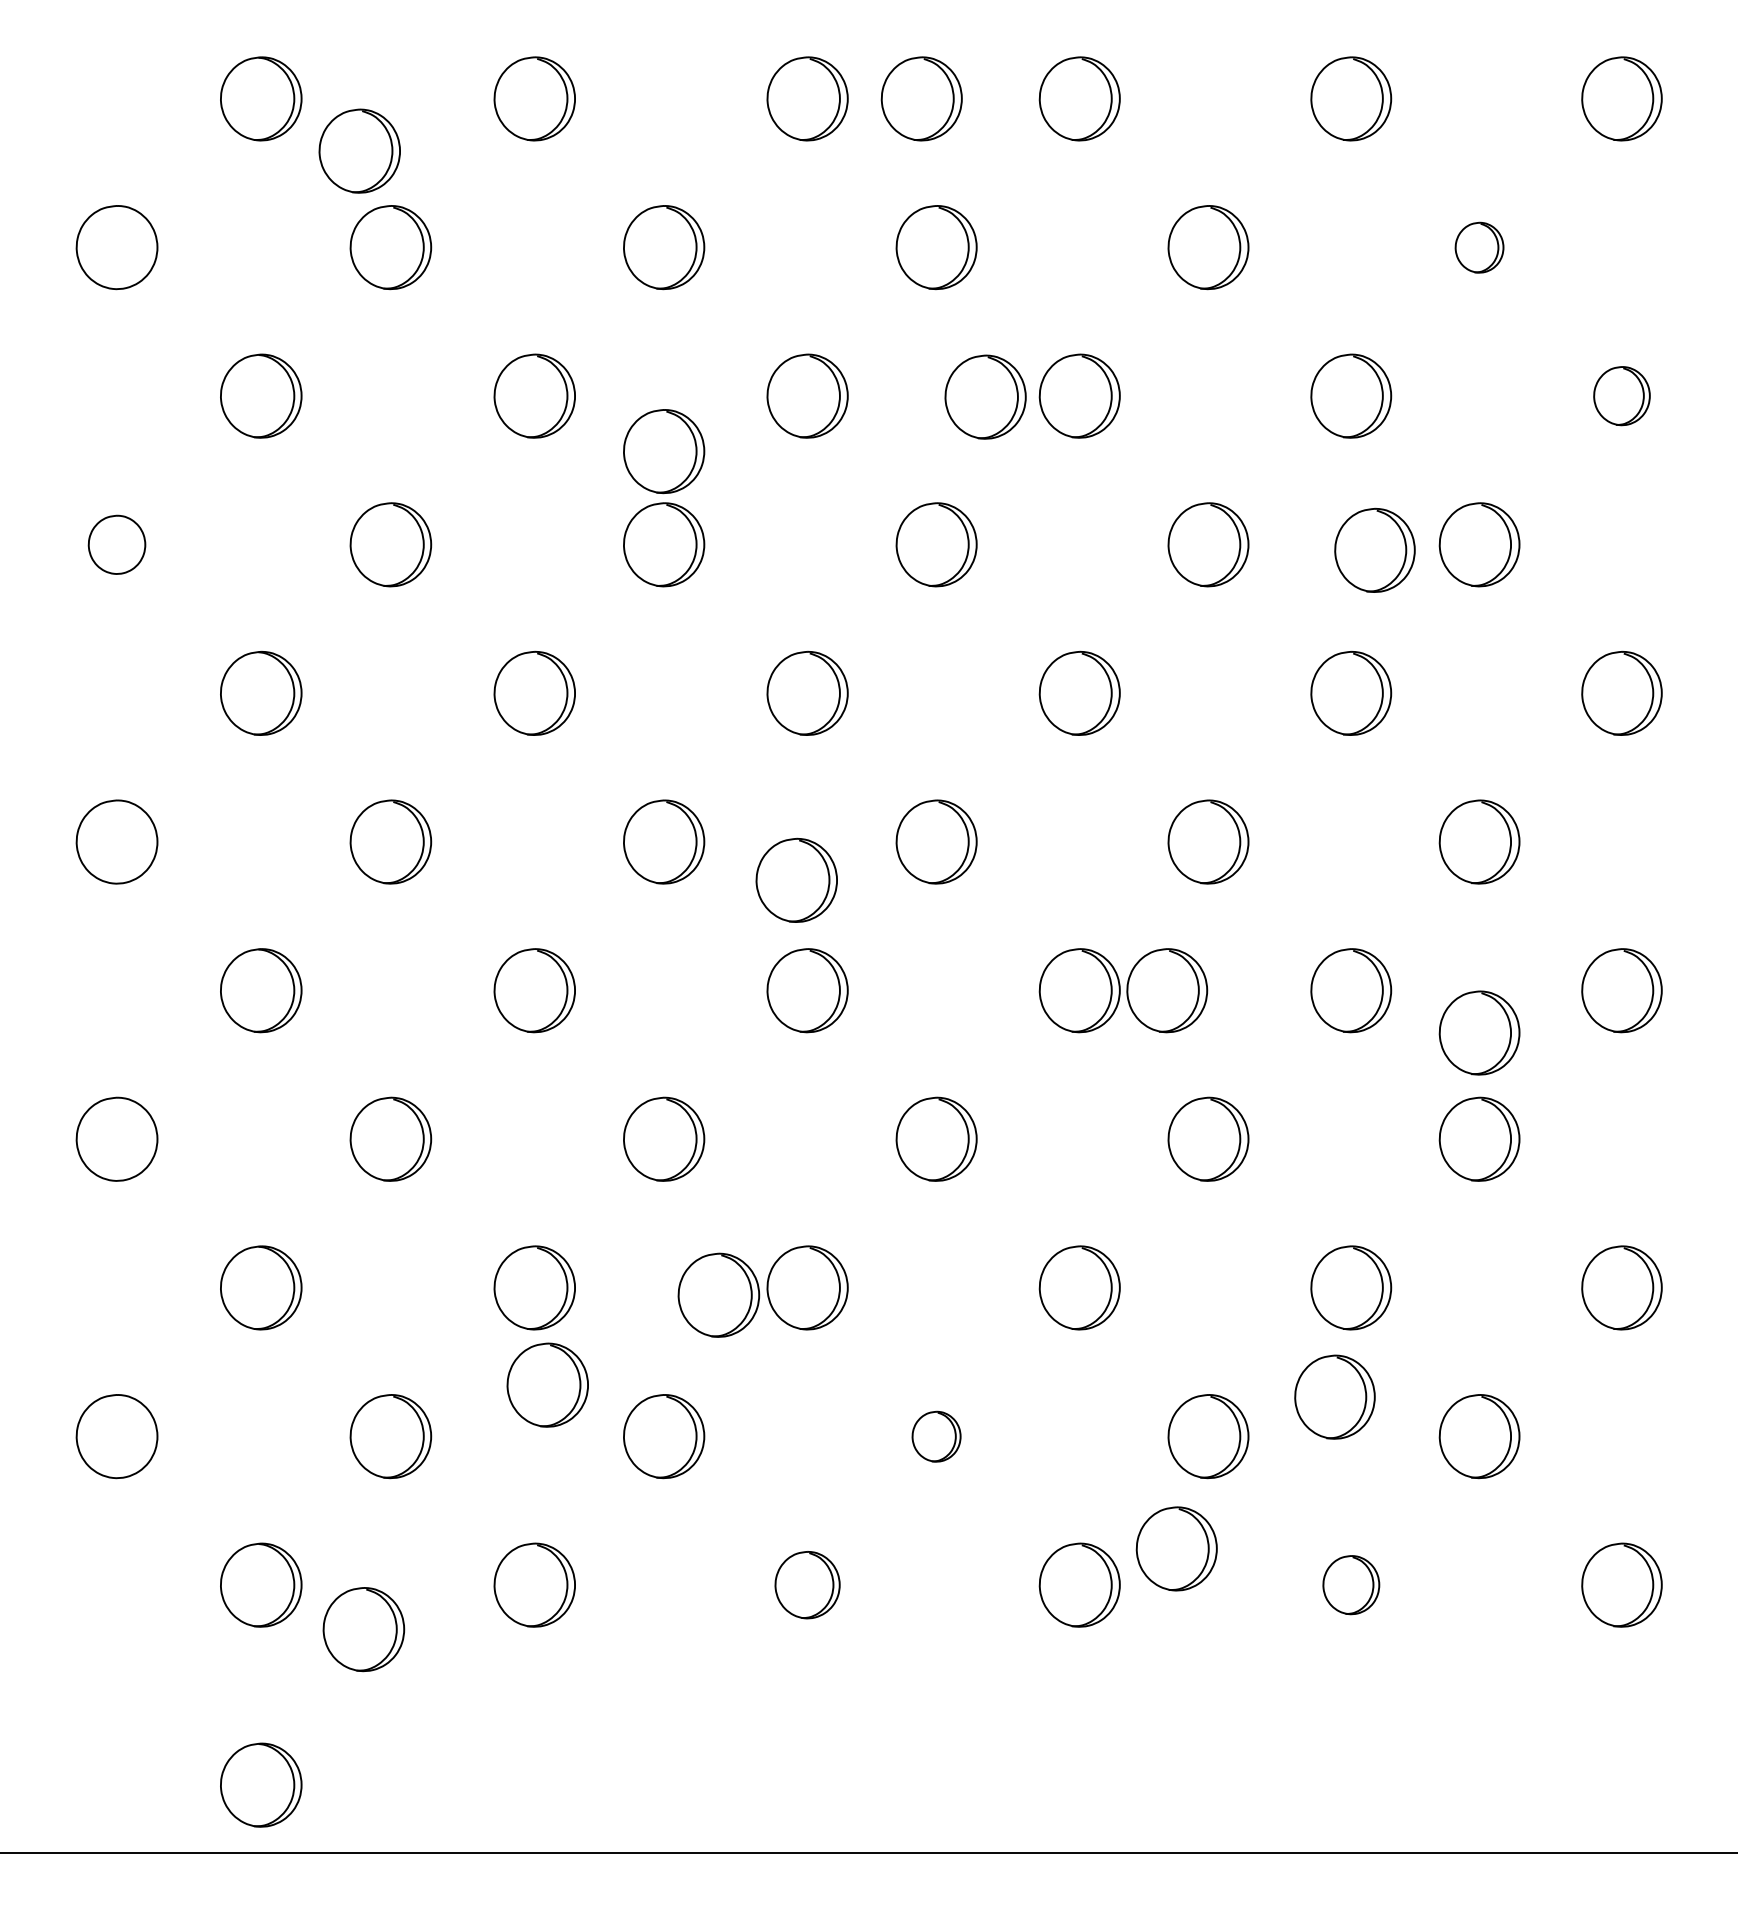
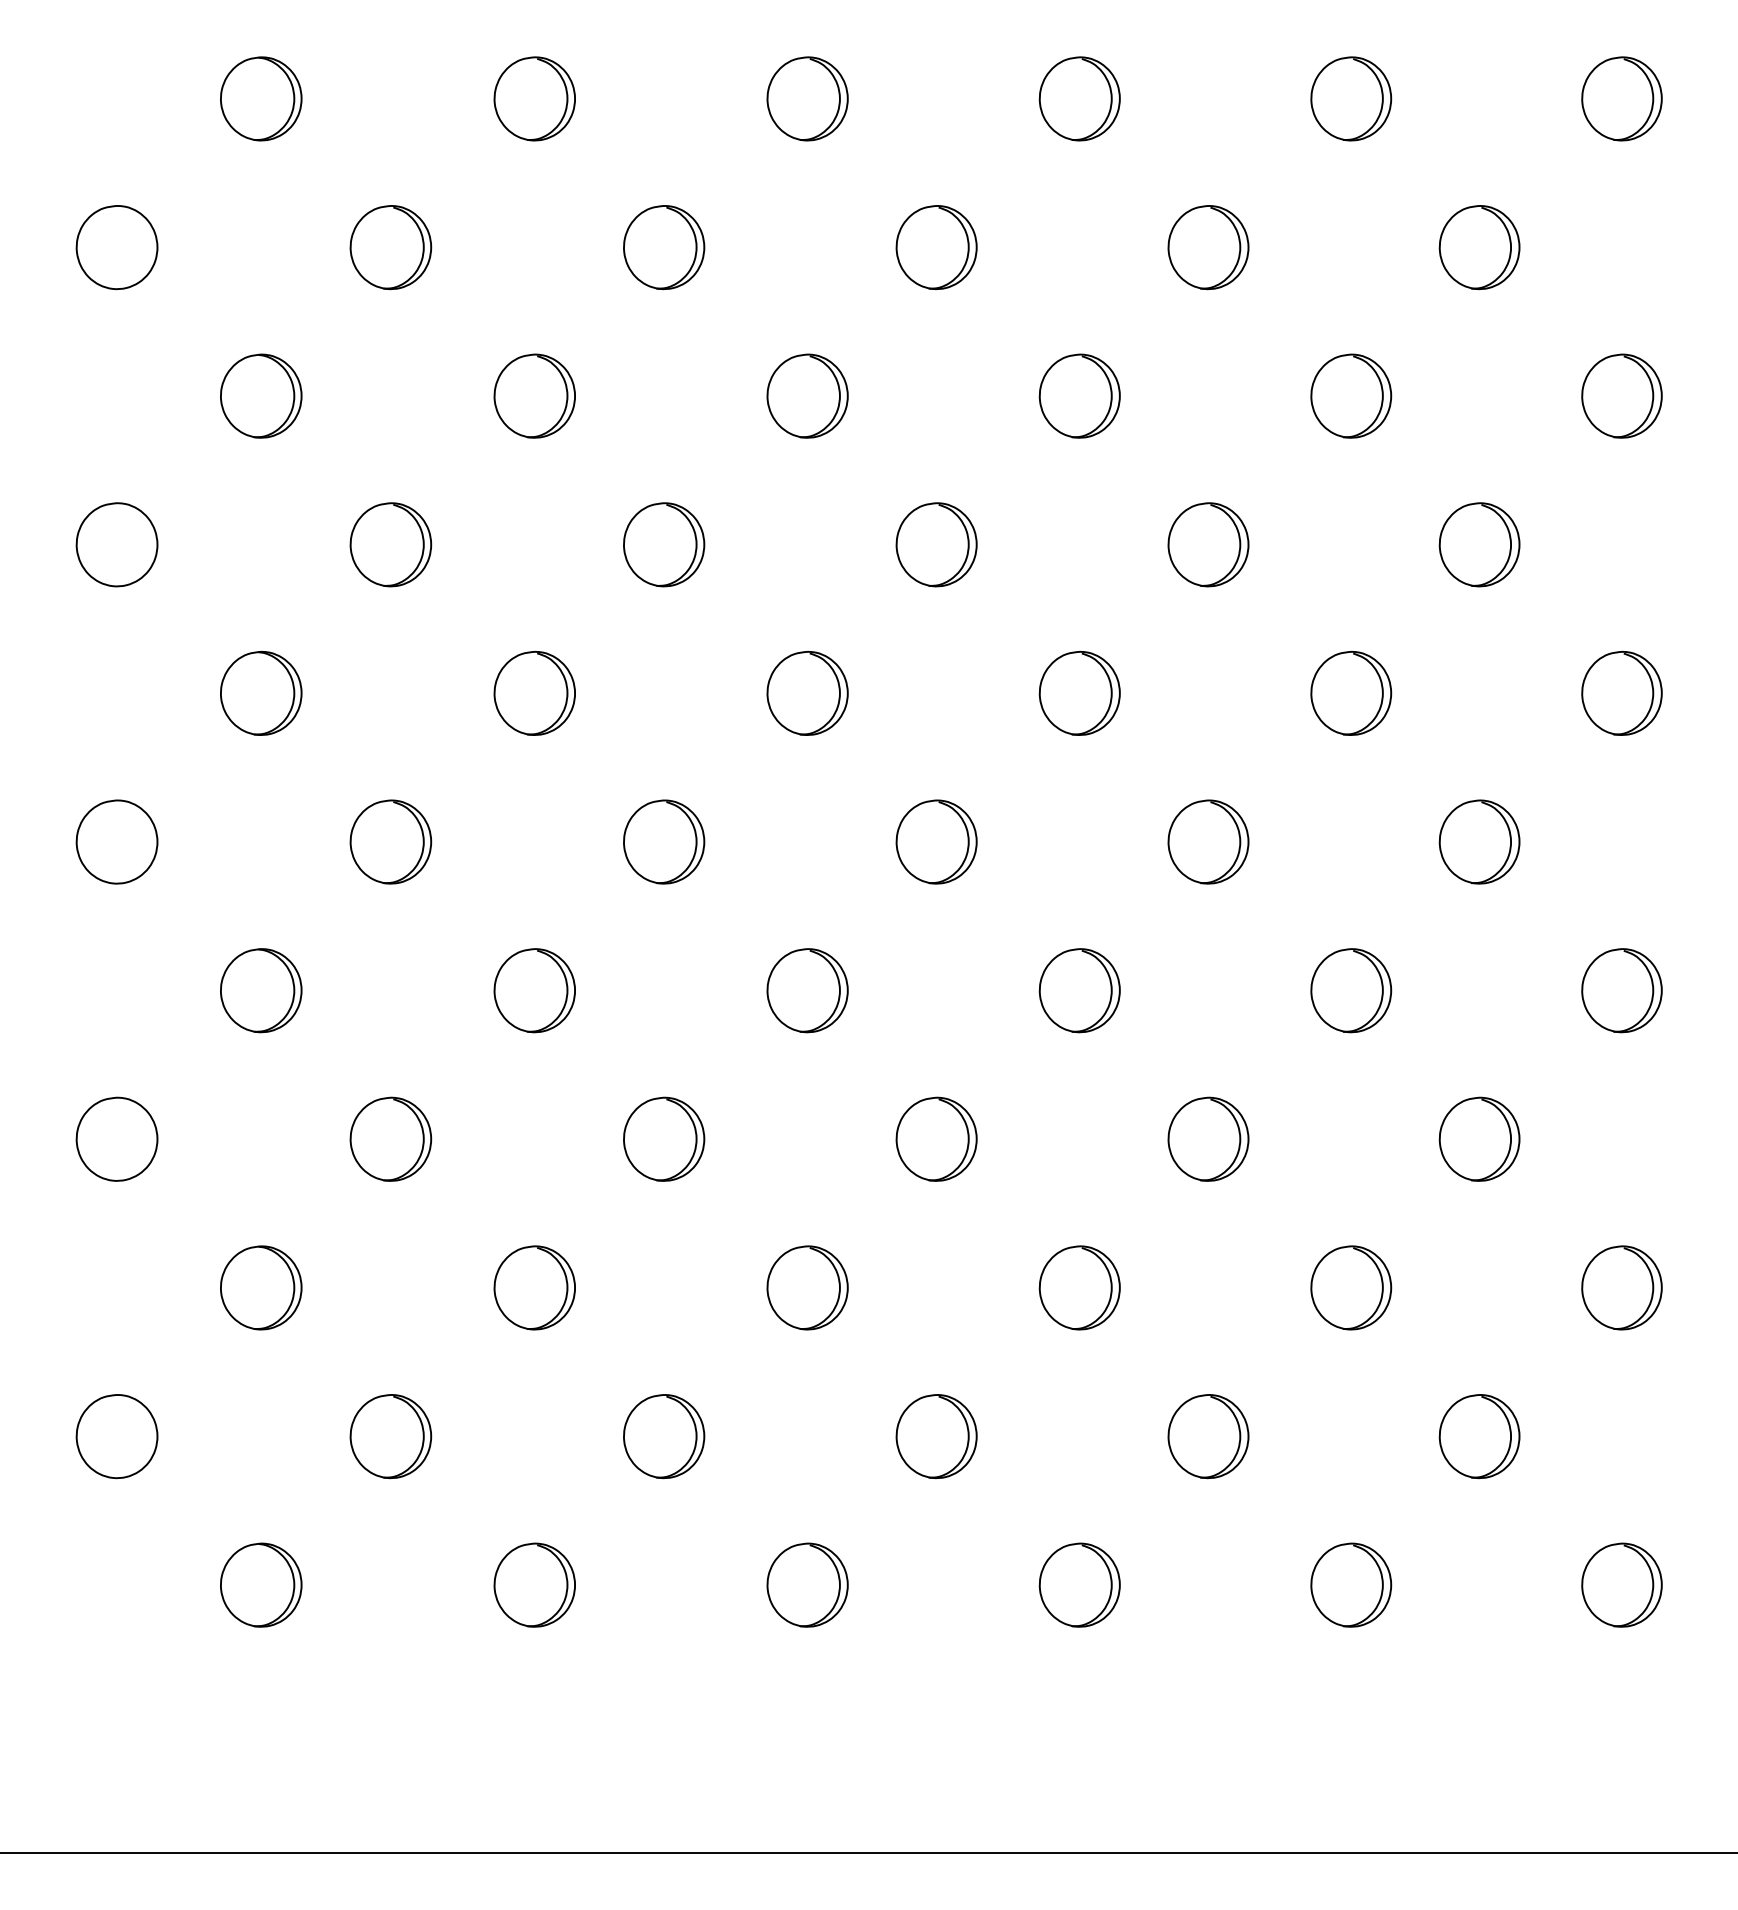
part: present -> none (921, 98)
part: present -> none (359, 150)
part size: 51x53 px -> 83x86 px (1479, 247)
part: present -> none (985, 396)
part size: 58x61 px -> 82x86 px (1621, 395)
part: present -> none (664, 451)
part size: 60x61 px -> 84x86 px (116, 544)
part: present -> none (1374, 549)
part: present -> none (796, 879)
part: present -> none (1167, 990)
part: present -> none (1479, 1032)
part: present -> none (718, 1294)
part: present -> none (547, 1384)
part: present -> none (1334, 1396)
part size: 51x53 px -> 83x86 px (936, 1436)
part: present -> none (1176, 1548)
part size: 67x69 px -> 83x86 px (807, 1584)
part size: 59x61 px -> 83x86 px (1351, 1584)
part: present -> none (363, 1629)
part: present -> none (261, 1784)
